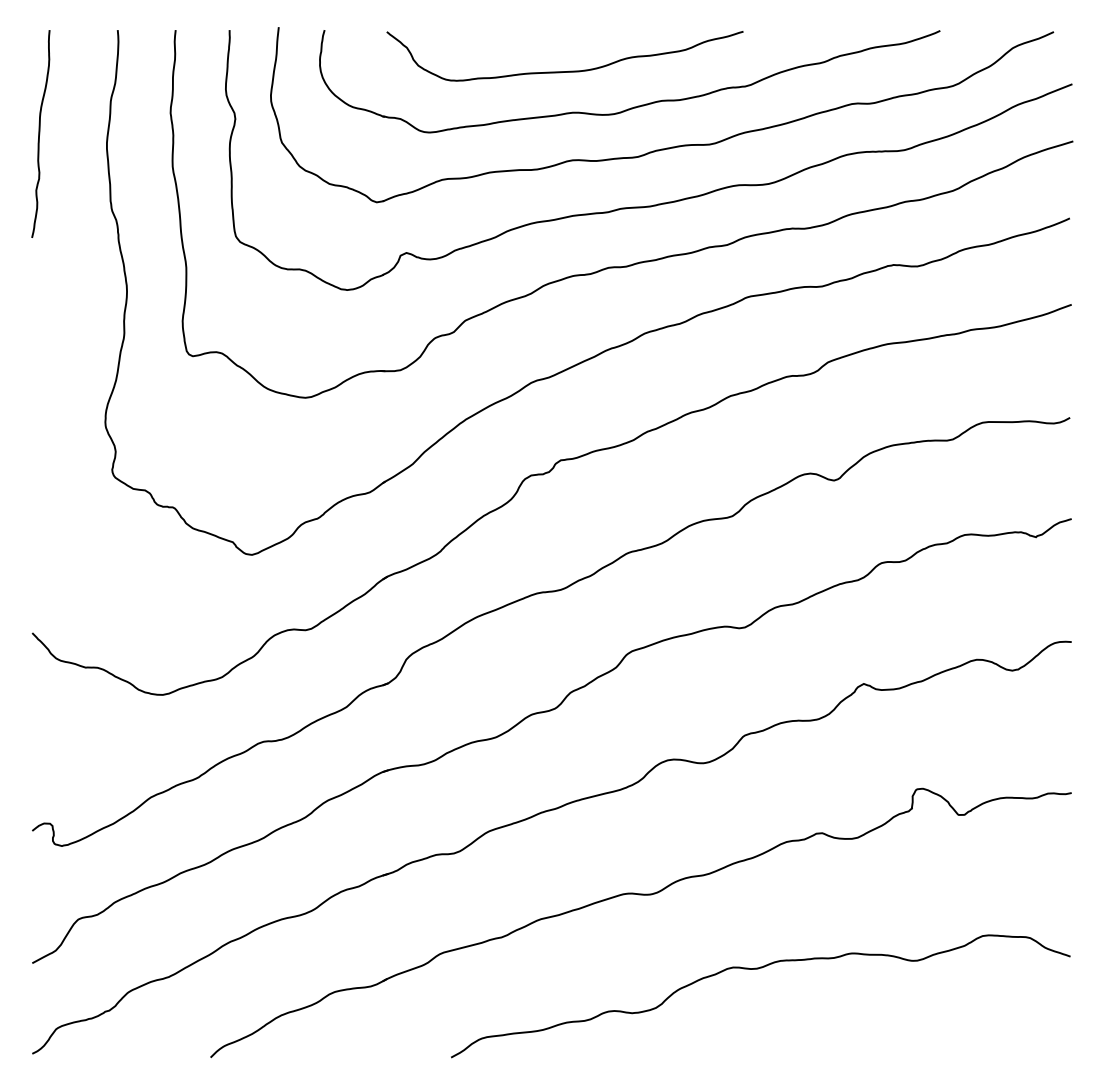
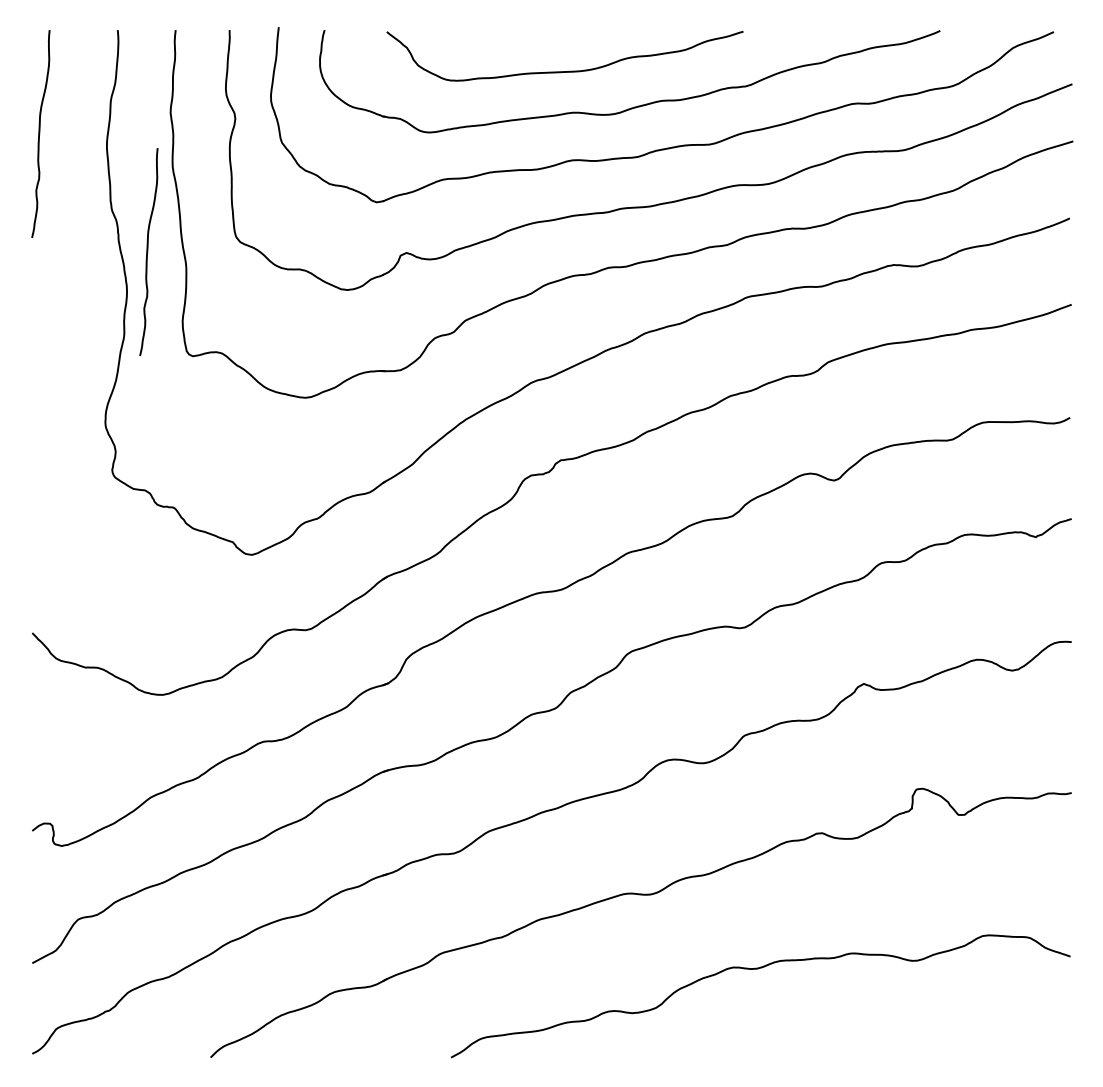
curve: none -> present (148, 251)
